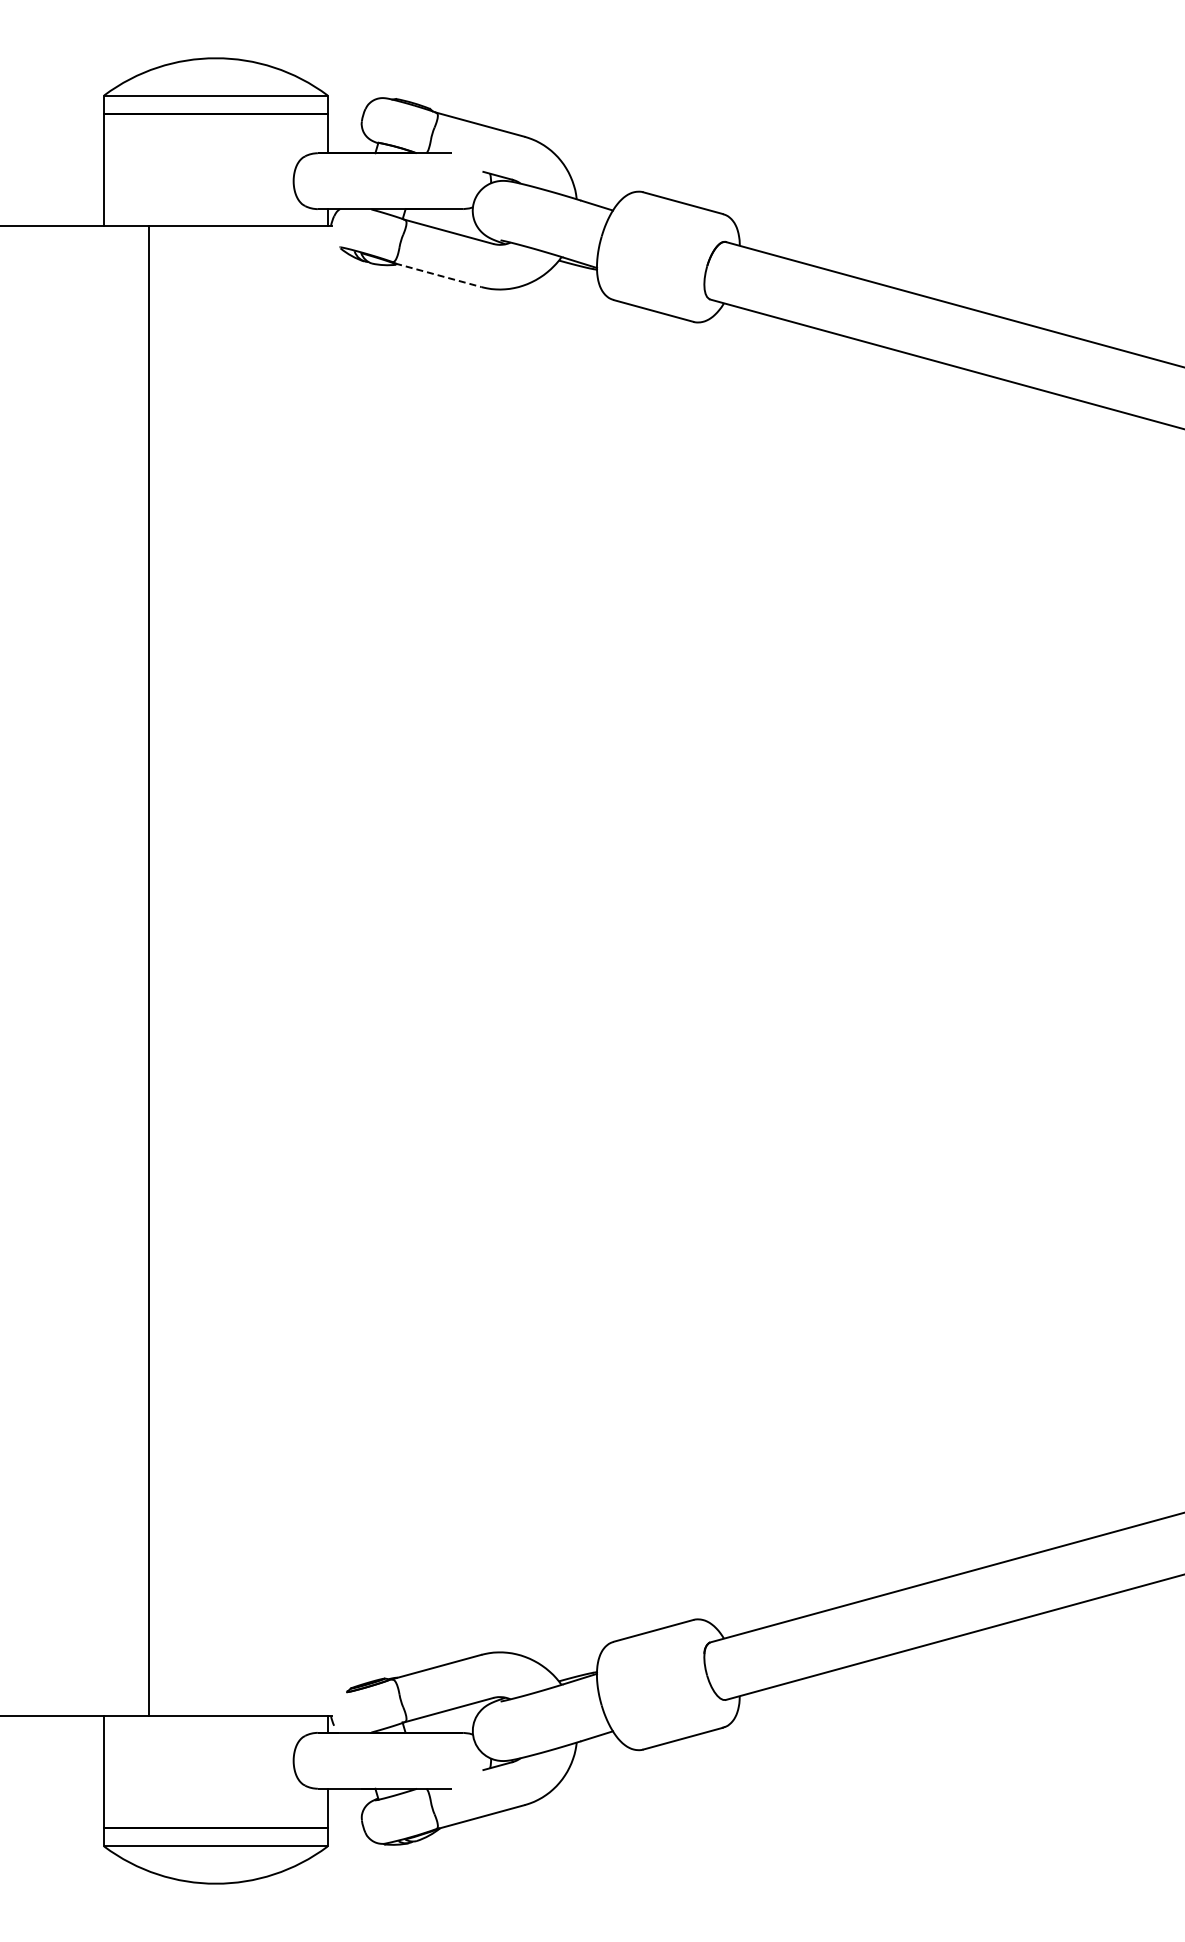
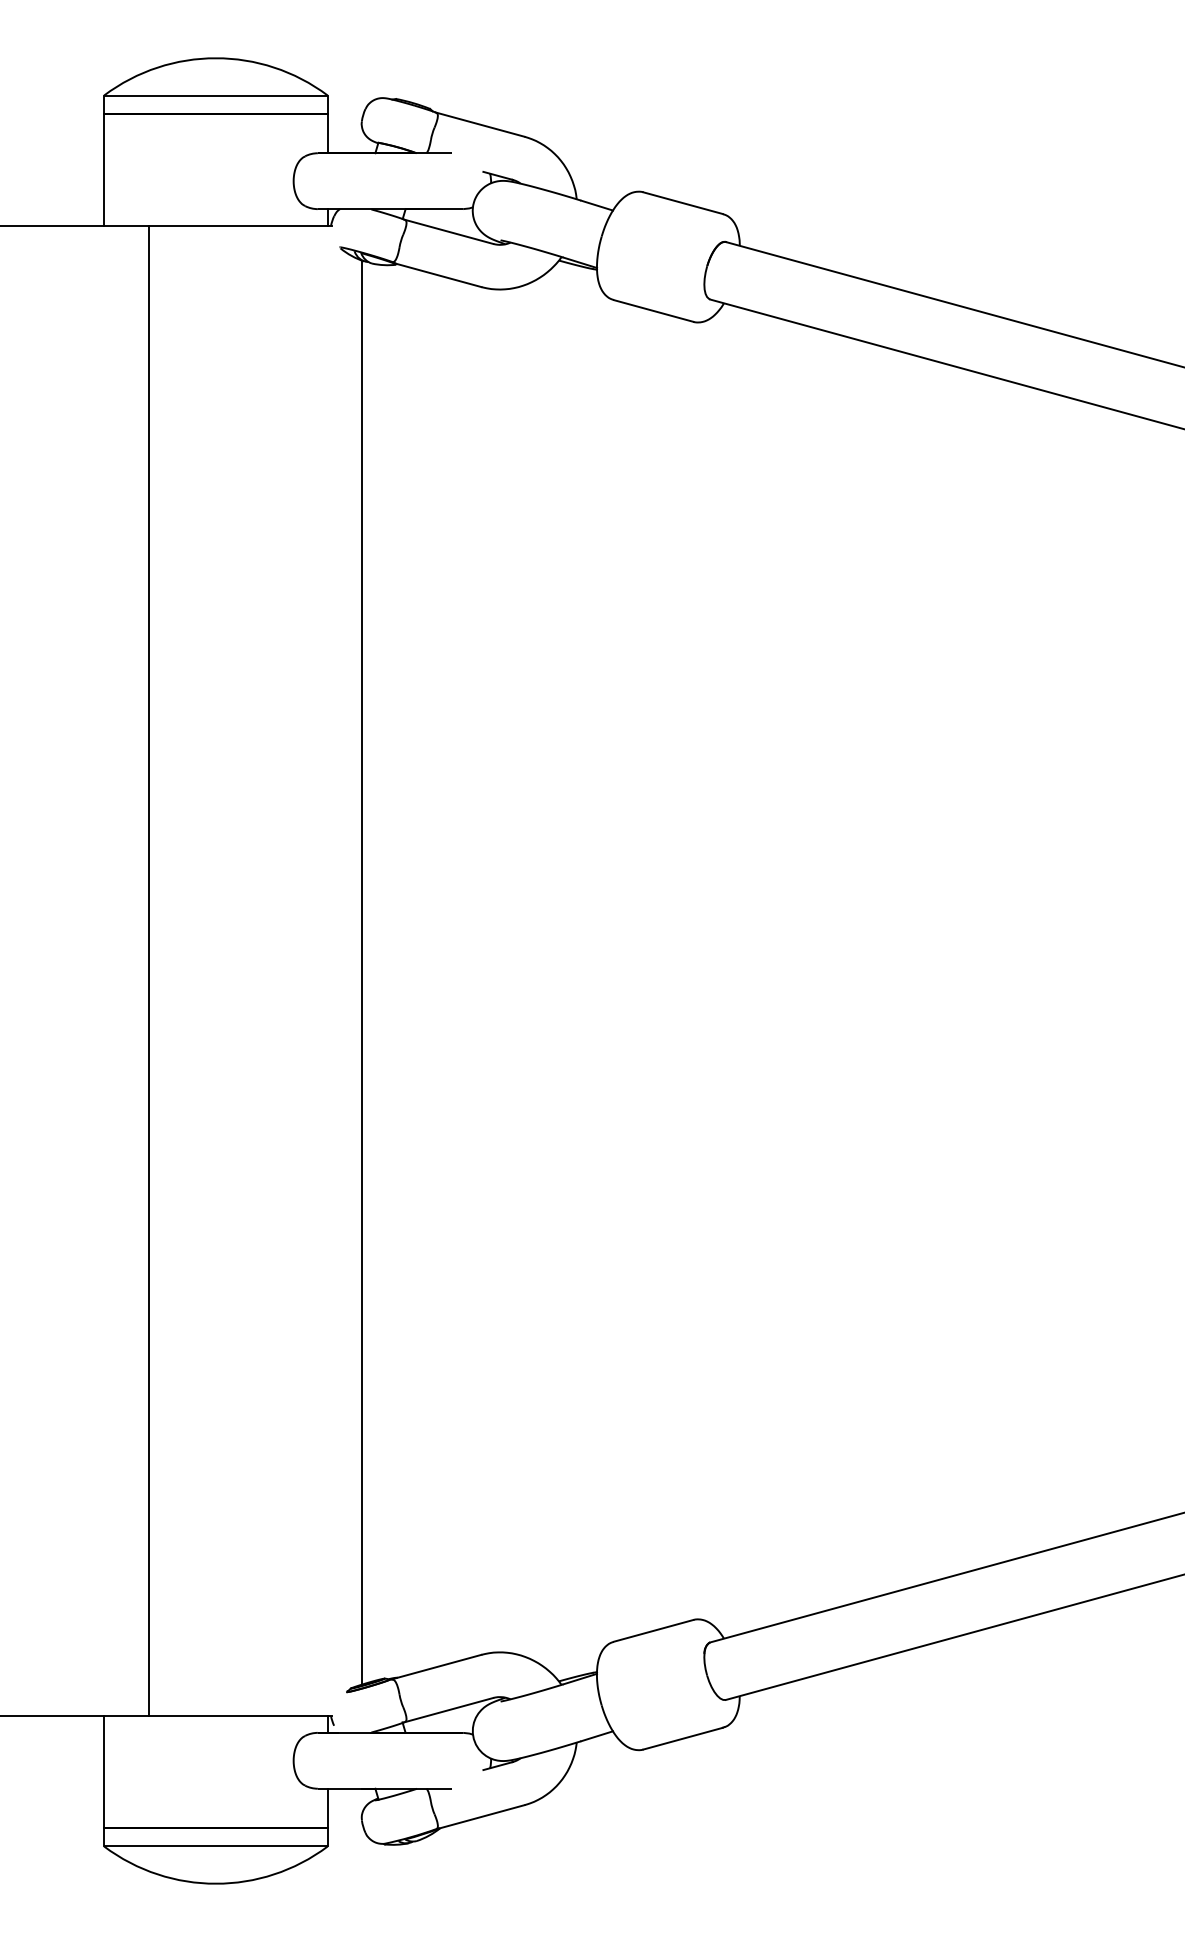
line: dashed -> solid (438, 275)
line: none -> present (361, 972)
